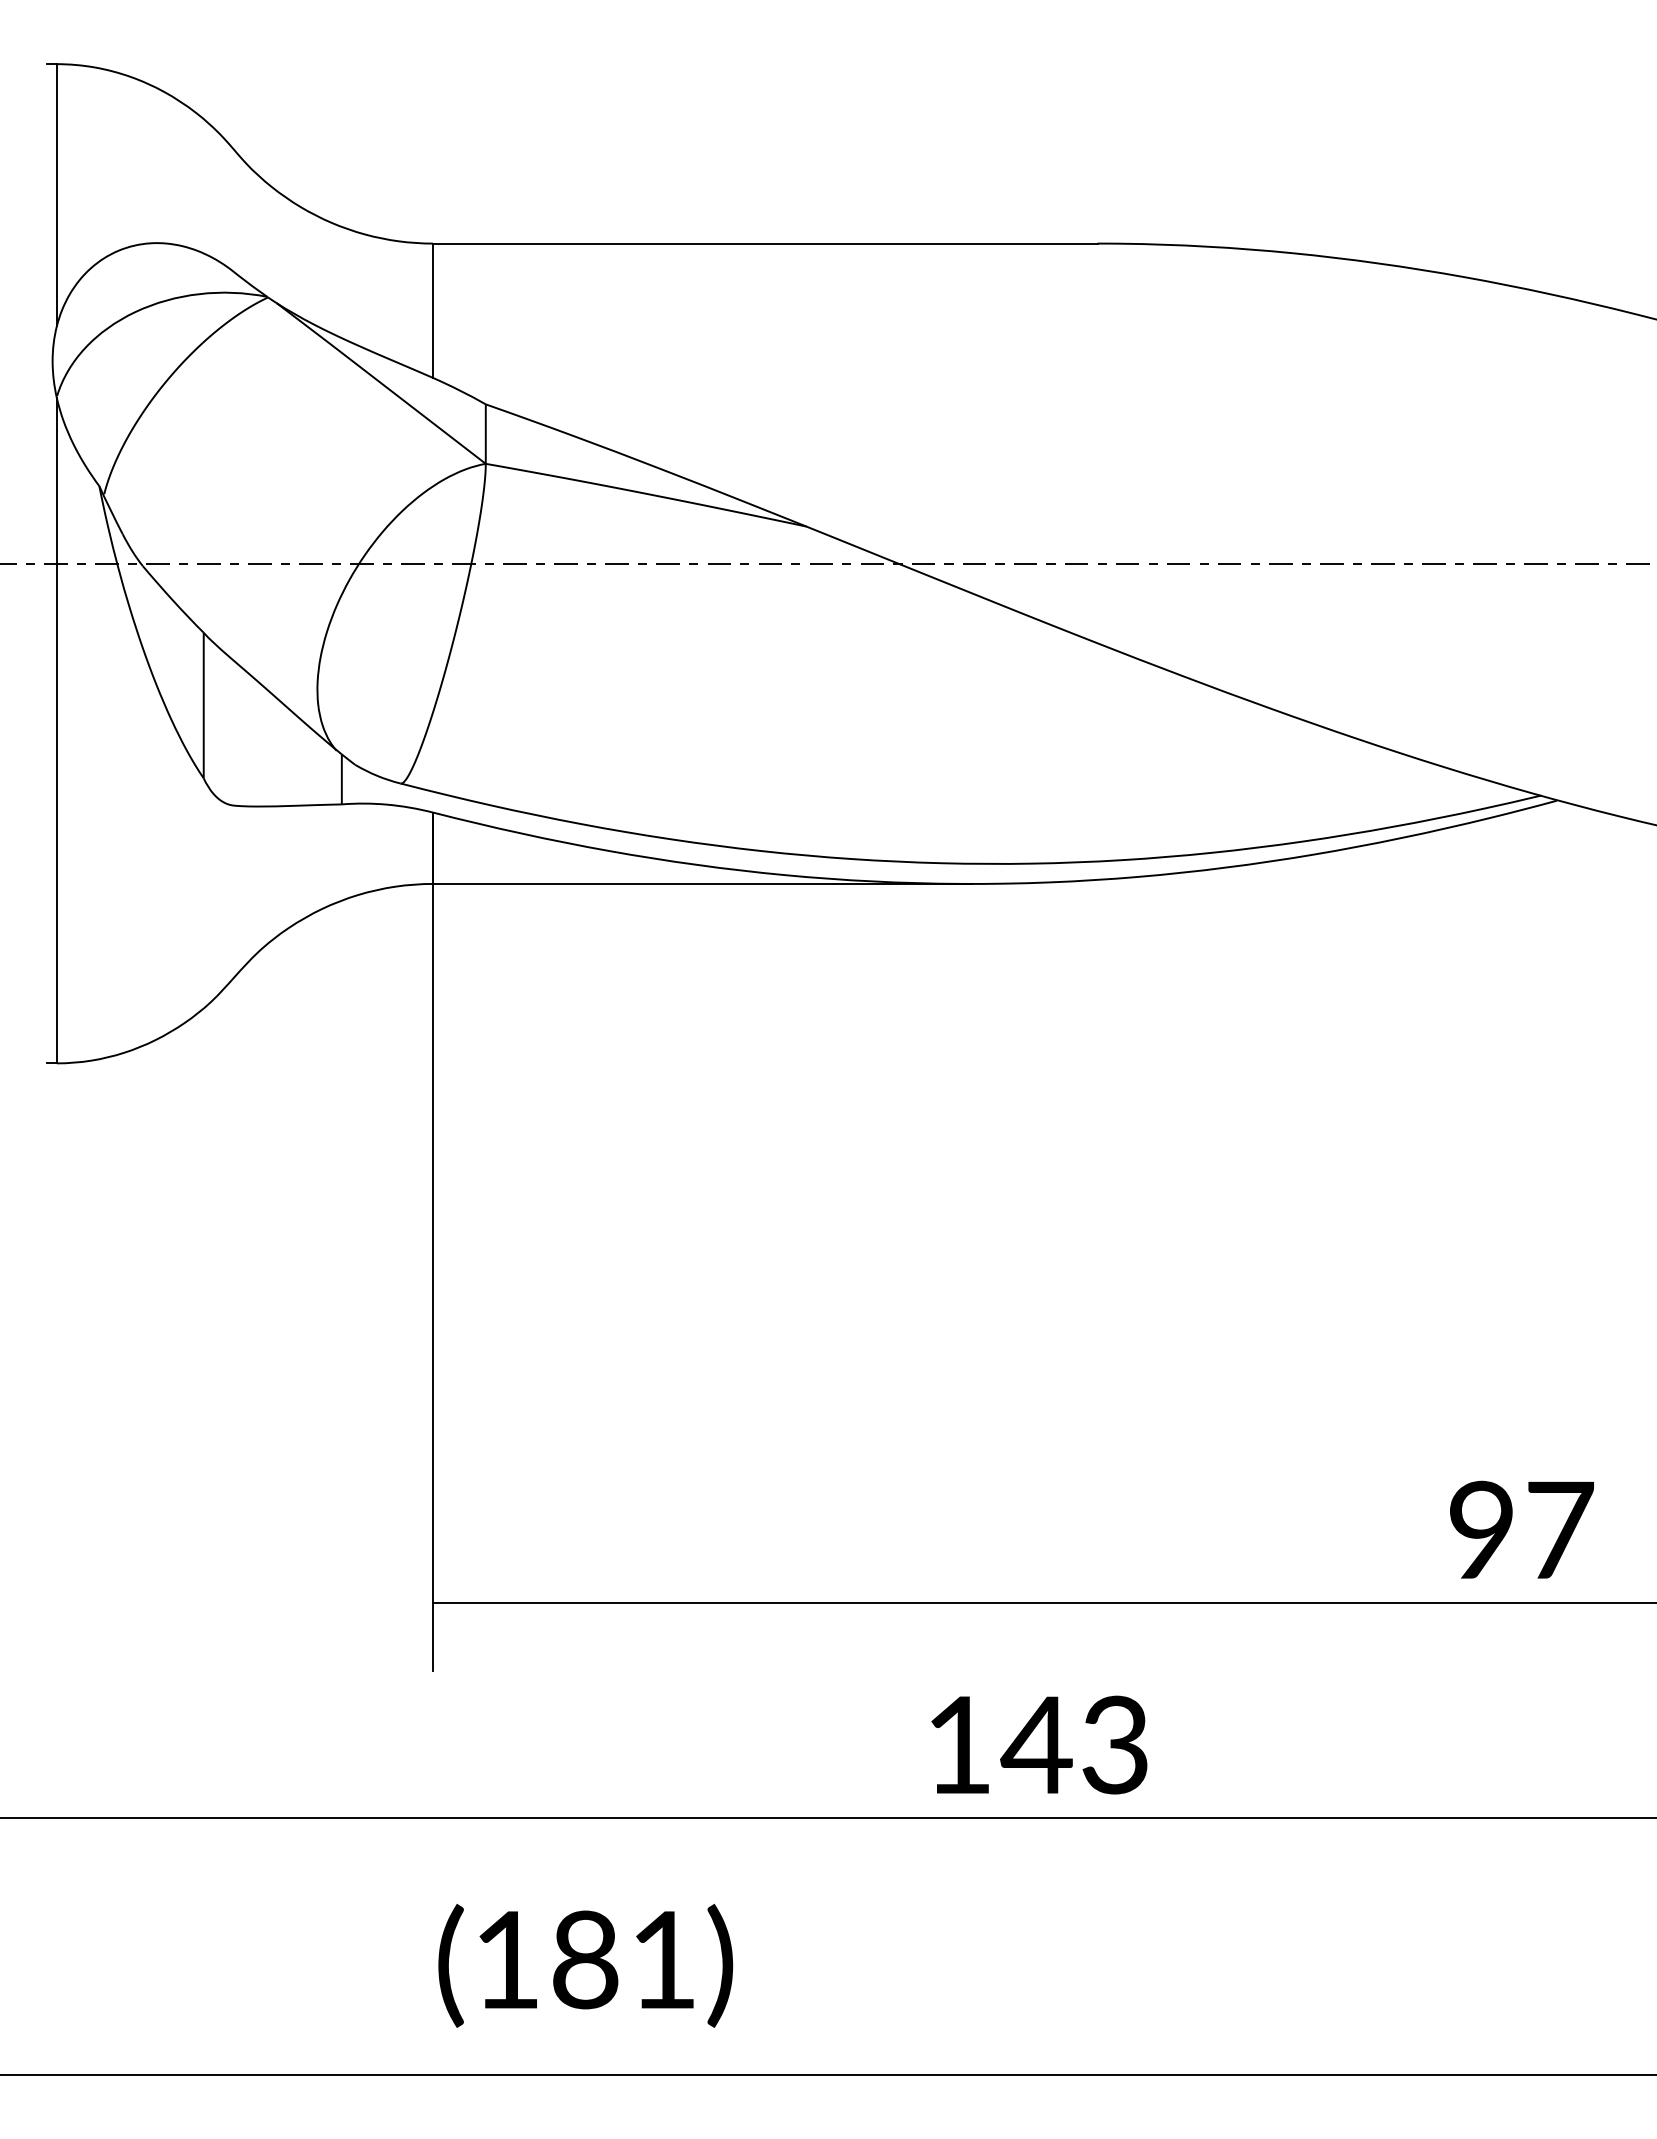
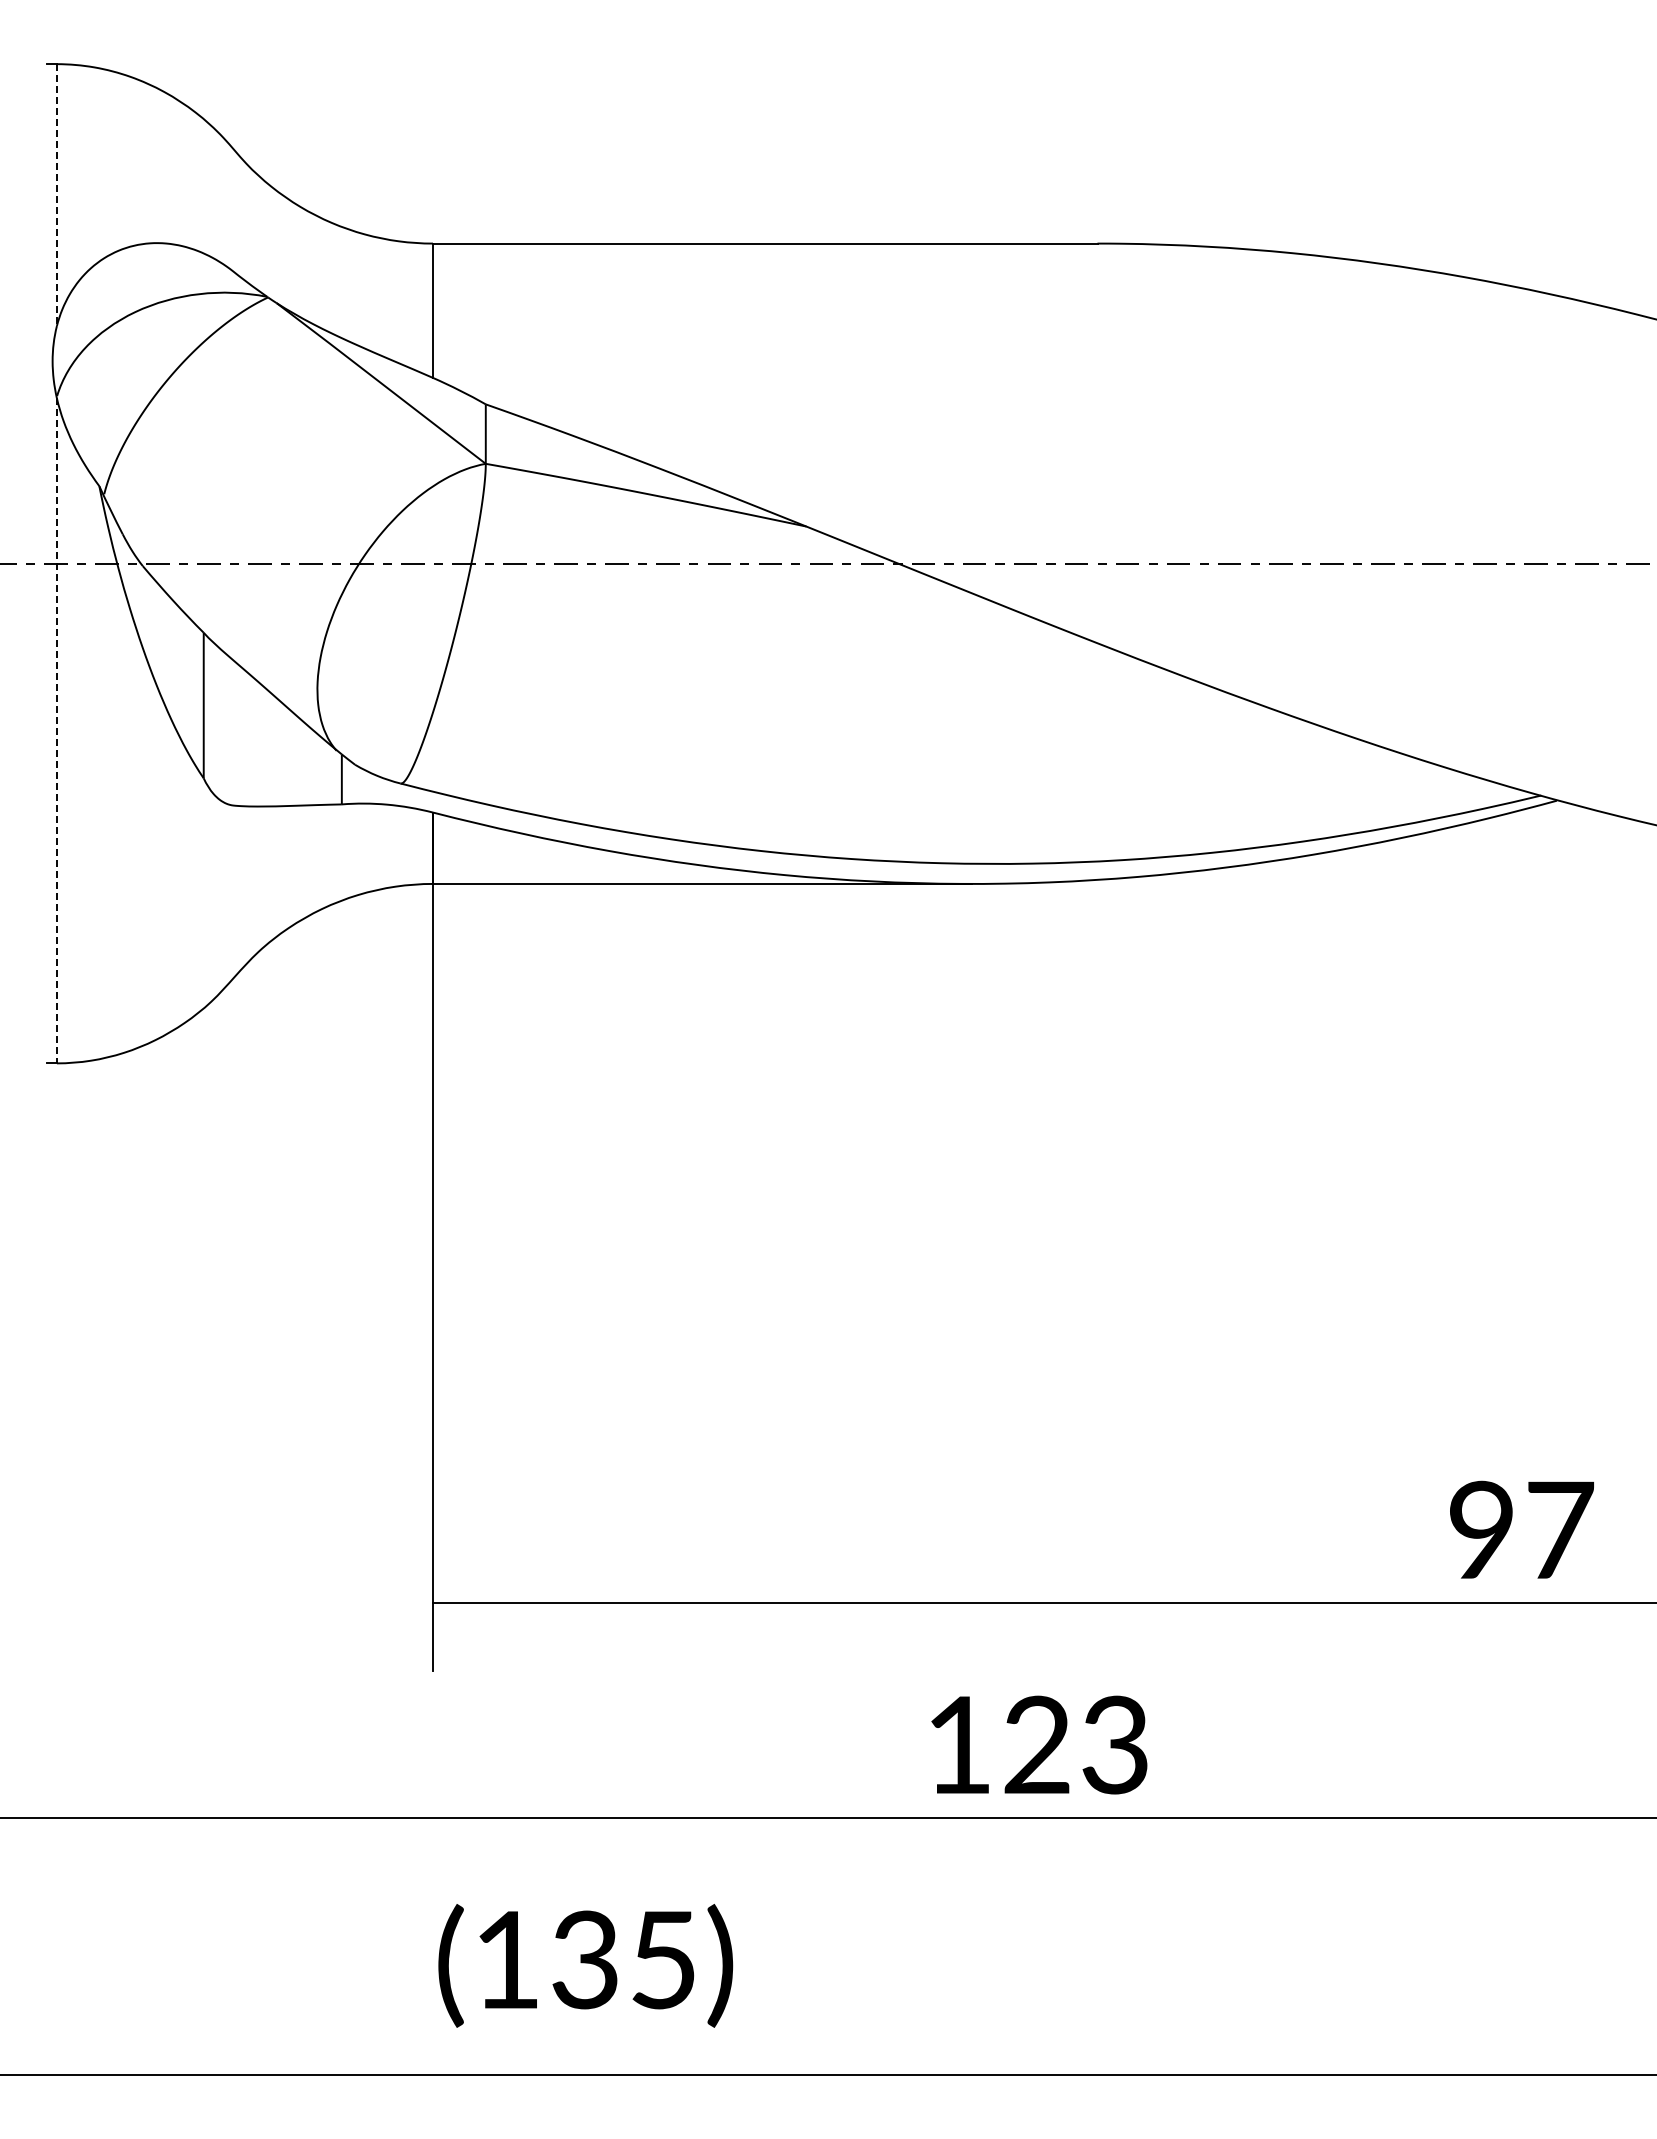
line: solid -> dashed (56, 195)
line: solid -> dashed (56, 730)
text: 143 -> 123 (1036, 1744)
text: (181) -> (135) (623, 1959)
